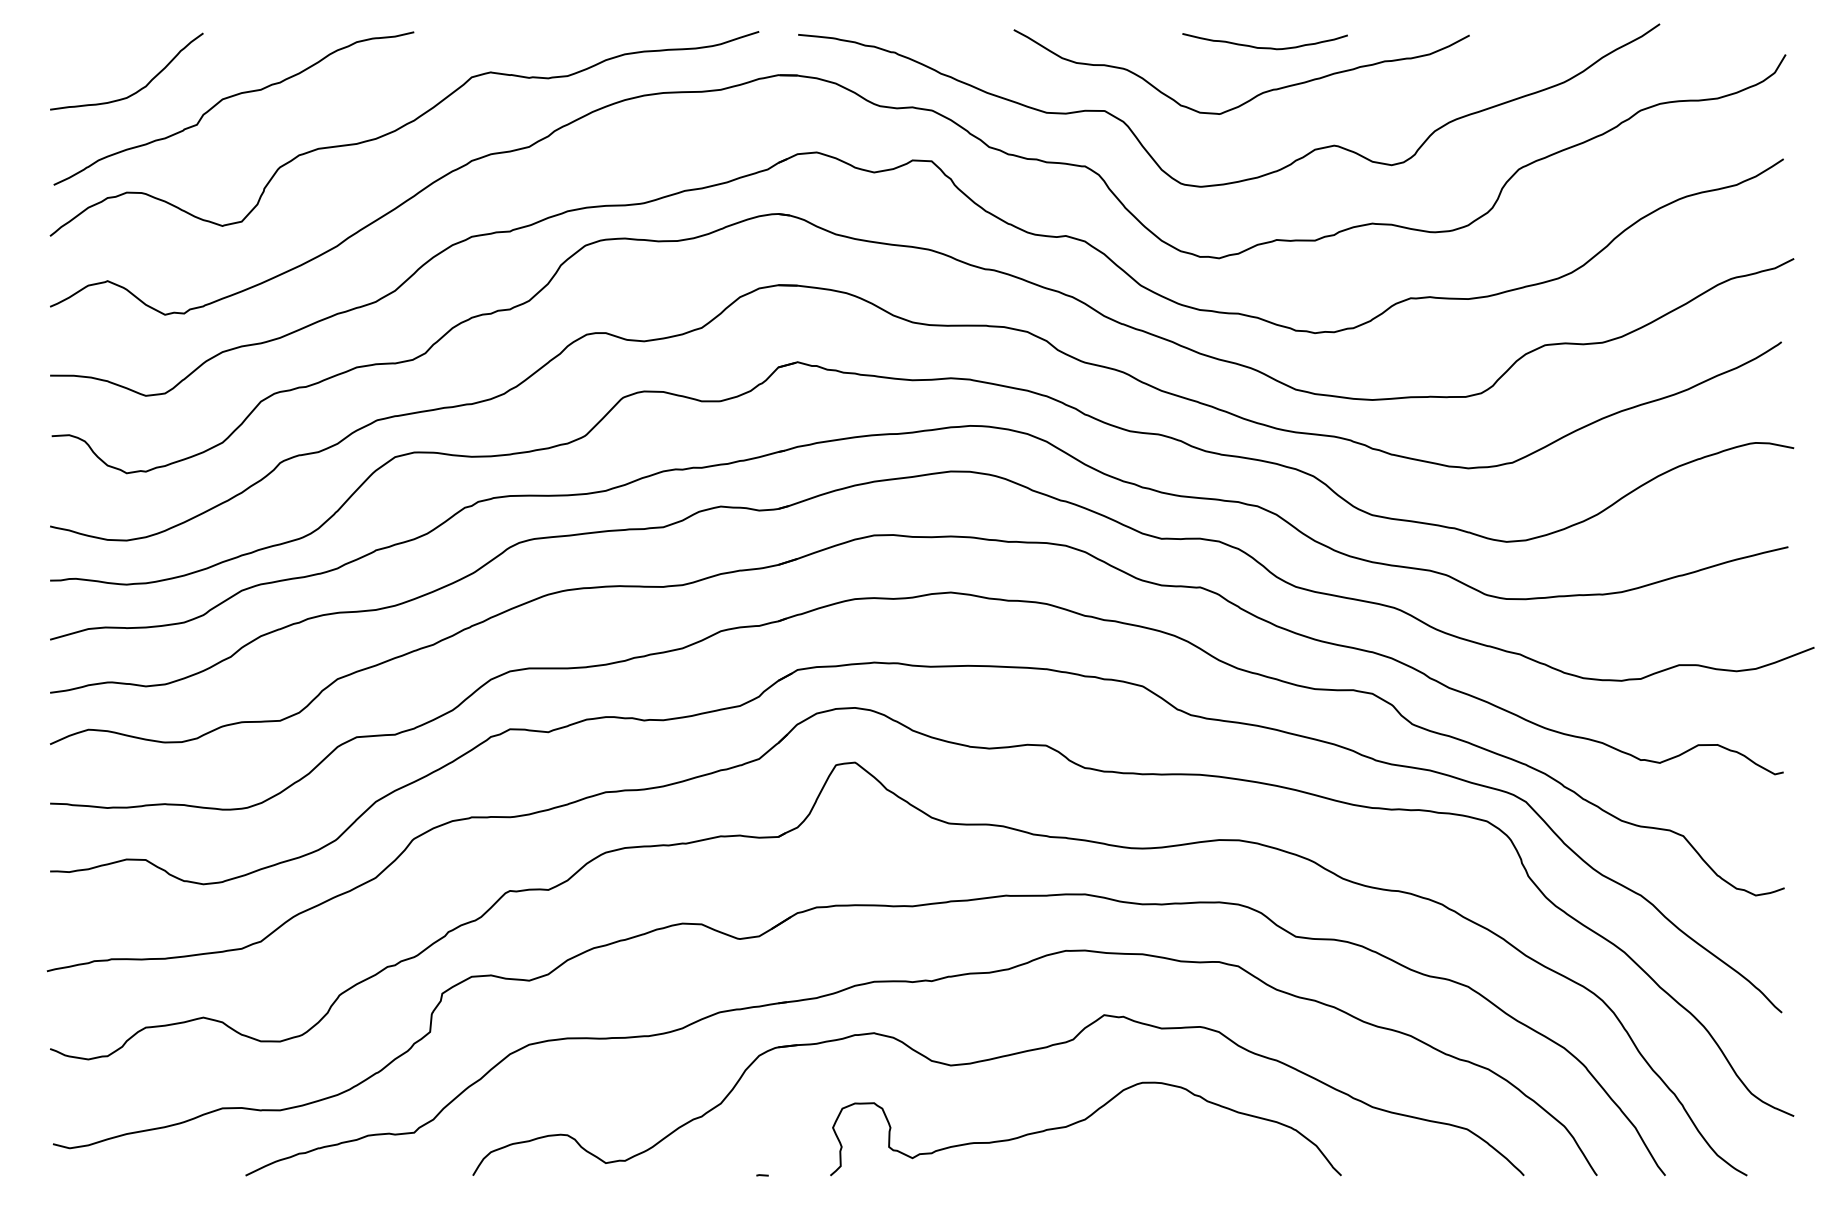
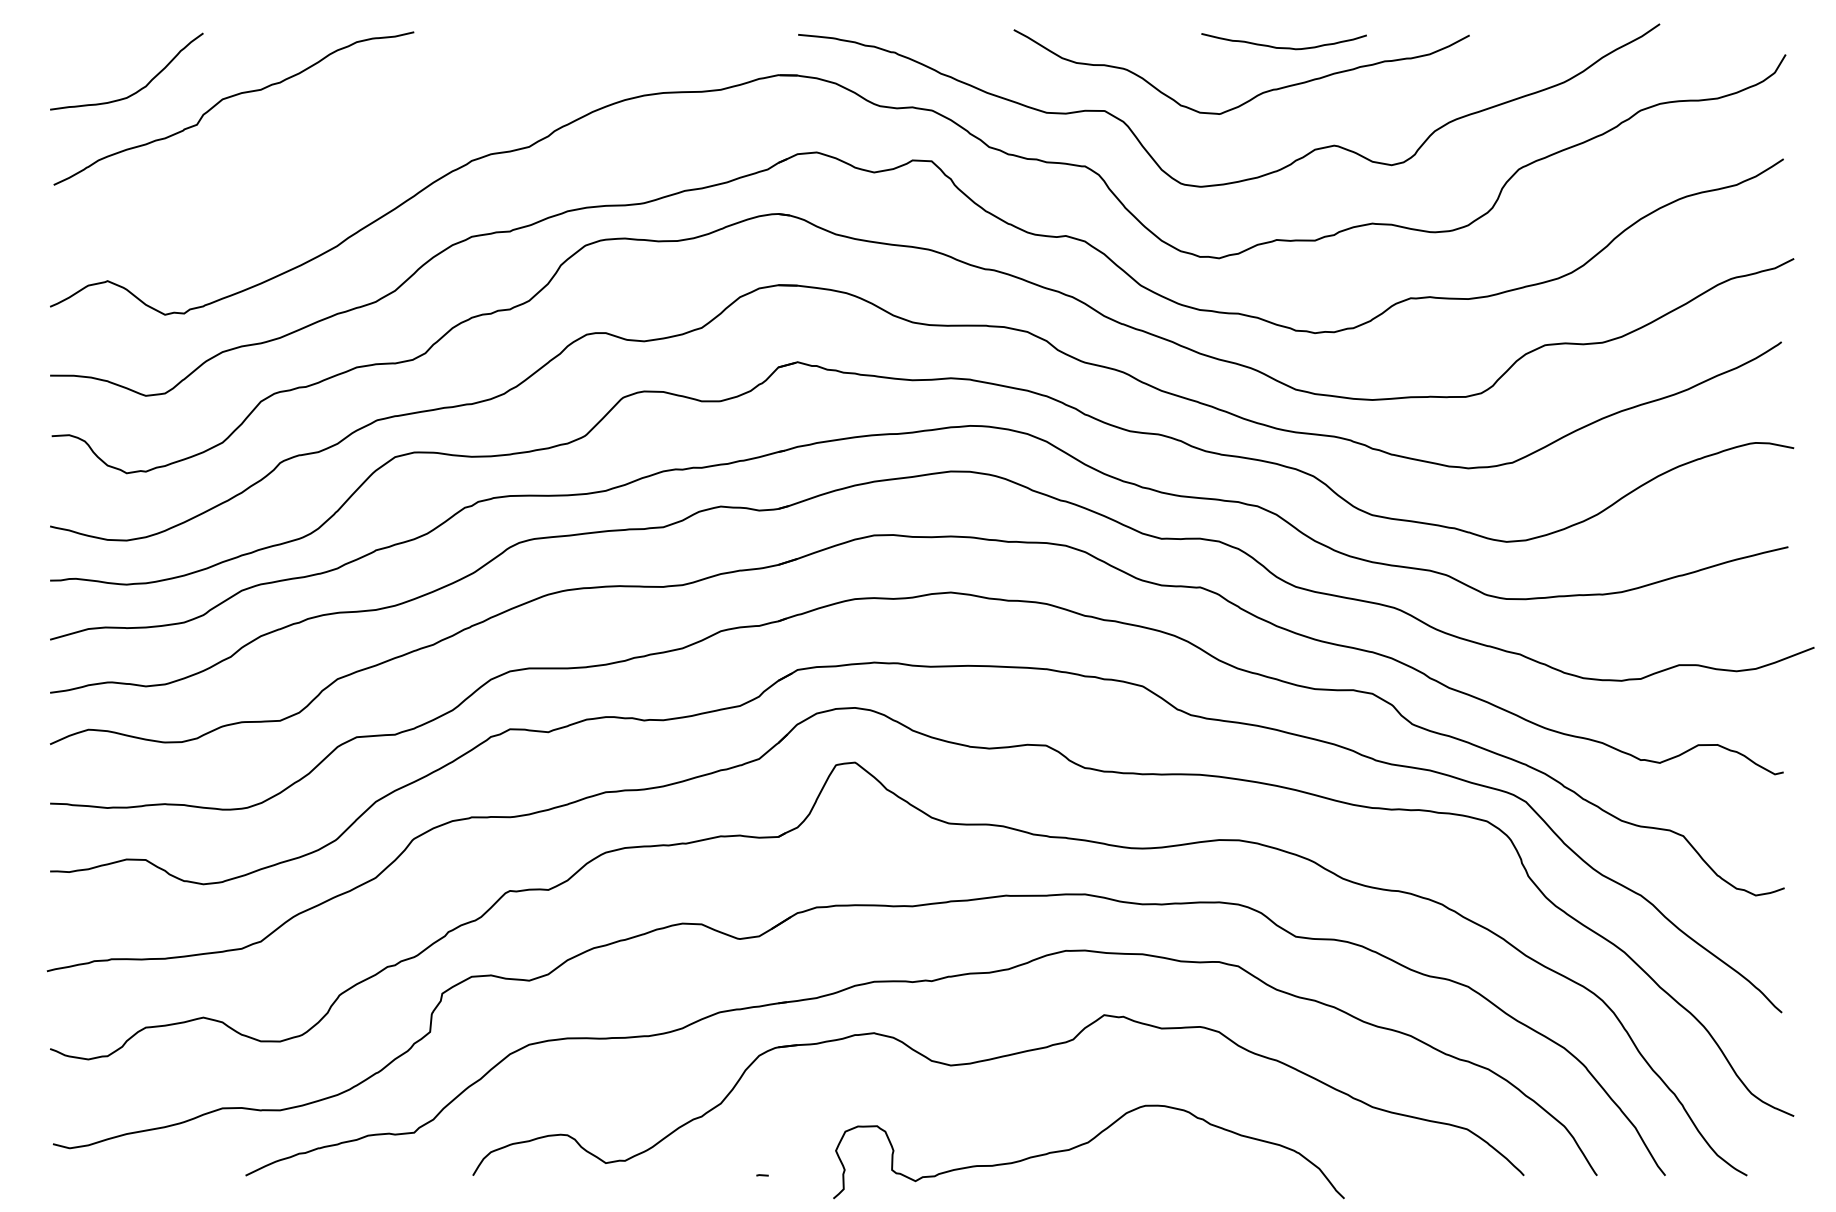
curve position: (1264, 47) -> (1283, 47) (1283, 47)
curve: present -> none (401, 128)
curve position: (1083, 1121) -> (1086, 1144) (1086, 1144)
